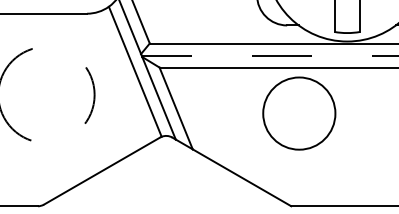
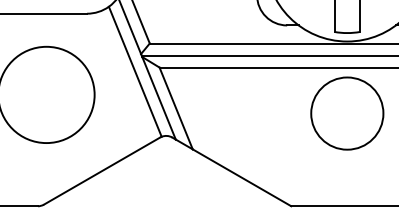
line: dashed -> solid (269, 55)
circle: dashed -> solid (47, 94)
circle position: (299, 113) -> (347, 113) (347, 113)
